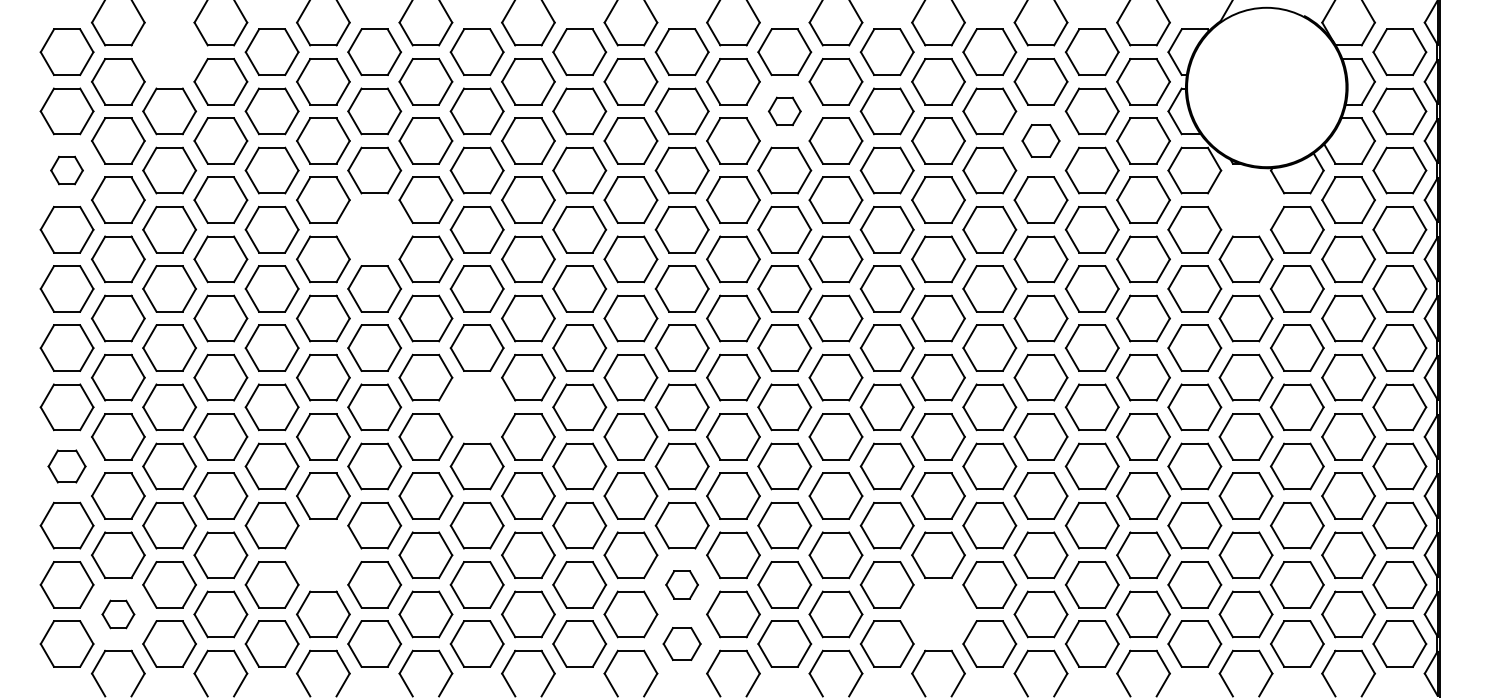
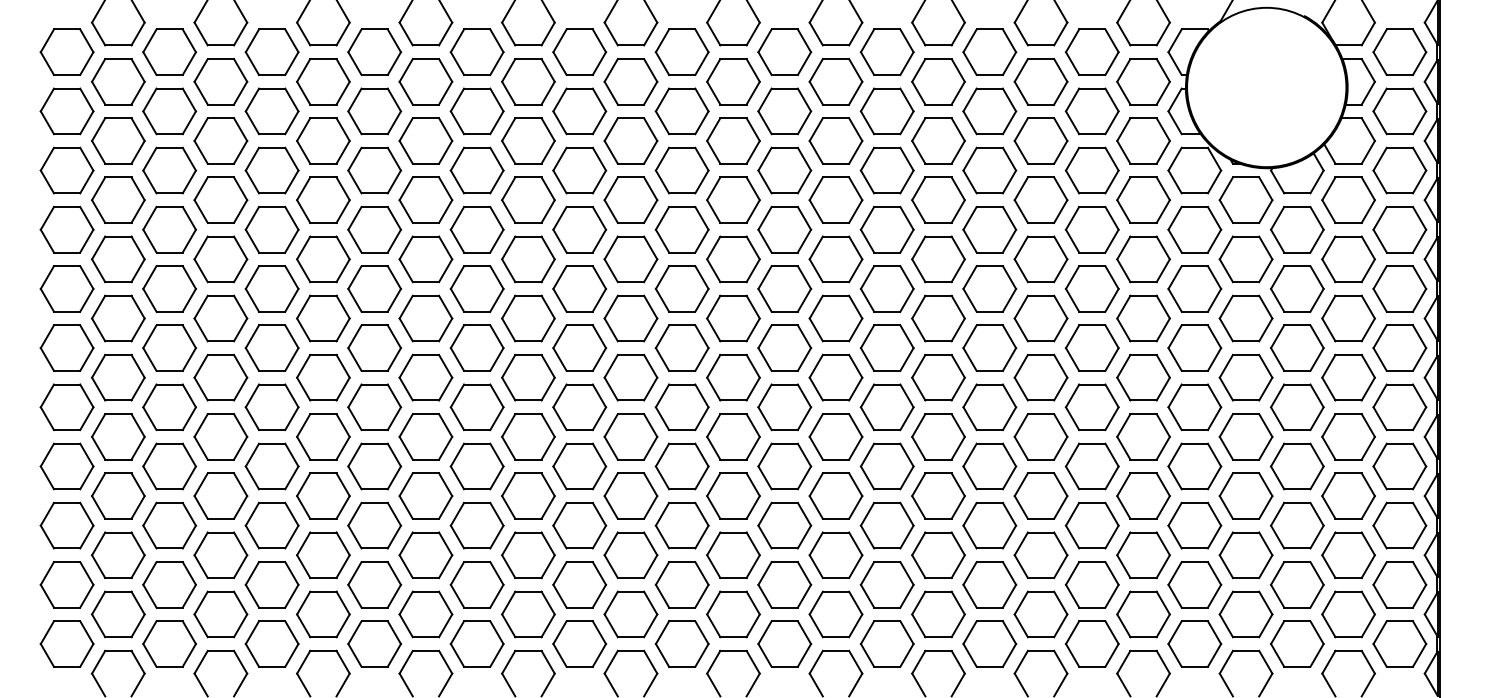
part: none -> present (169, 51)
part size: 35x31 px -> 56x49 px (784, 111)
part size: 40x34 px -> 56x48 px (1040, 140)
part size: 34x31 px -> 56x49 px (66, 170)
part: none -> present (1245, 199)
part: none -> present (374, 229)
part: none -> present (476, 407)
part size: 40x35 px -> 56x49 px (66, 466)
part: none -> present (323, 555)
part size: 34x30 px -> 56x48 px (681, 584)
part size: 35x31 px -> 55x49 px (118, 614)
part: none -> present (938, 614)
part size: 40x34 px -> 56x48 px (681, 643)
